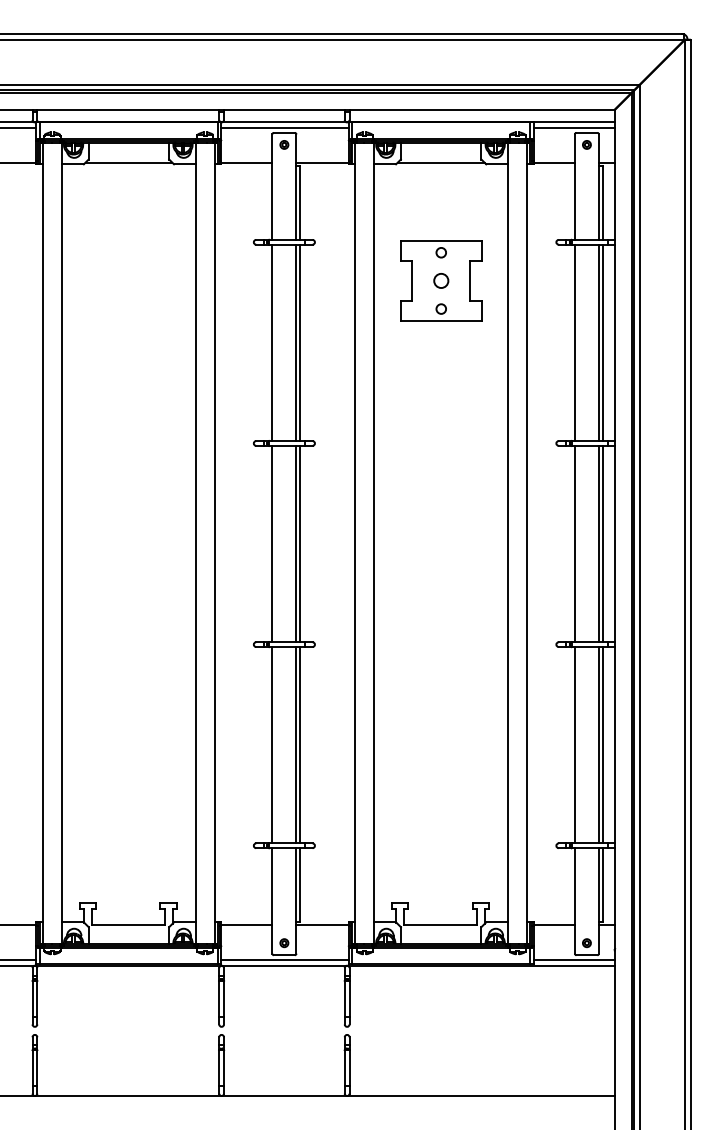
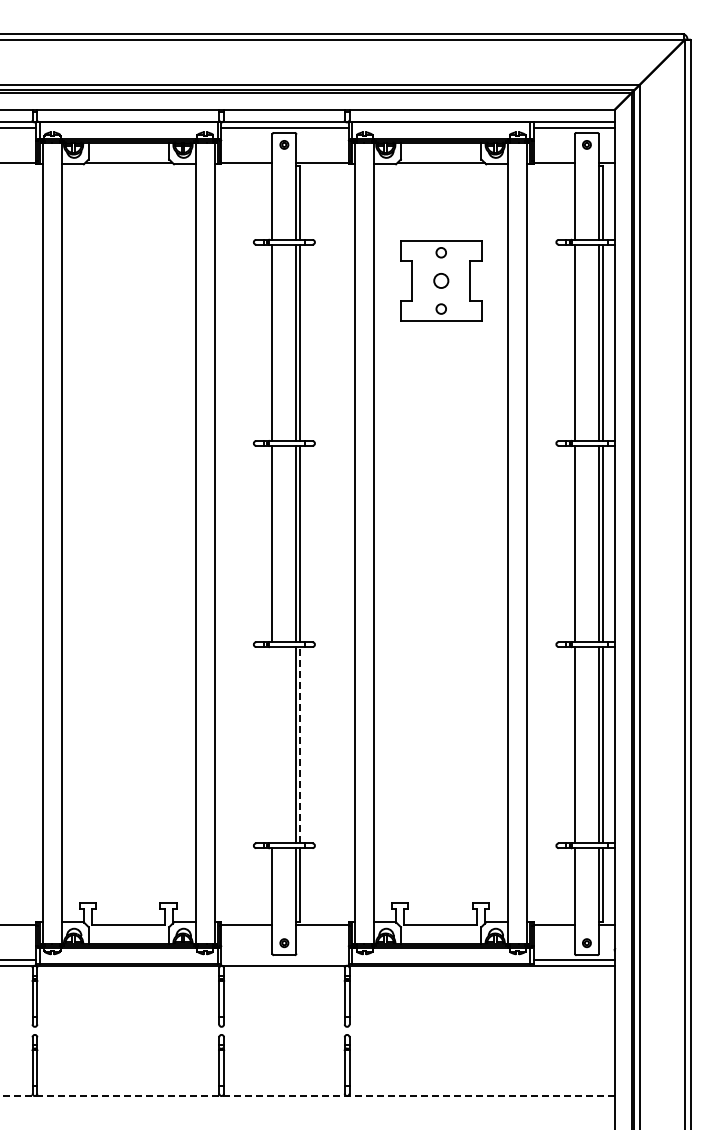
line: solid -> dashed (300, 744)
line: present -> none (272, 745)
line: present -> none (284, 960)
line: solid -> dashed (307, 1096)
